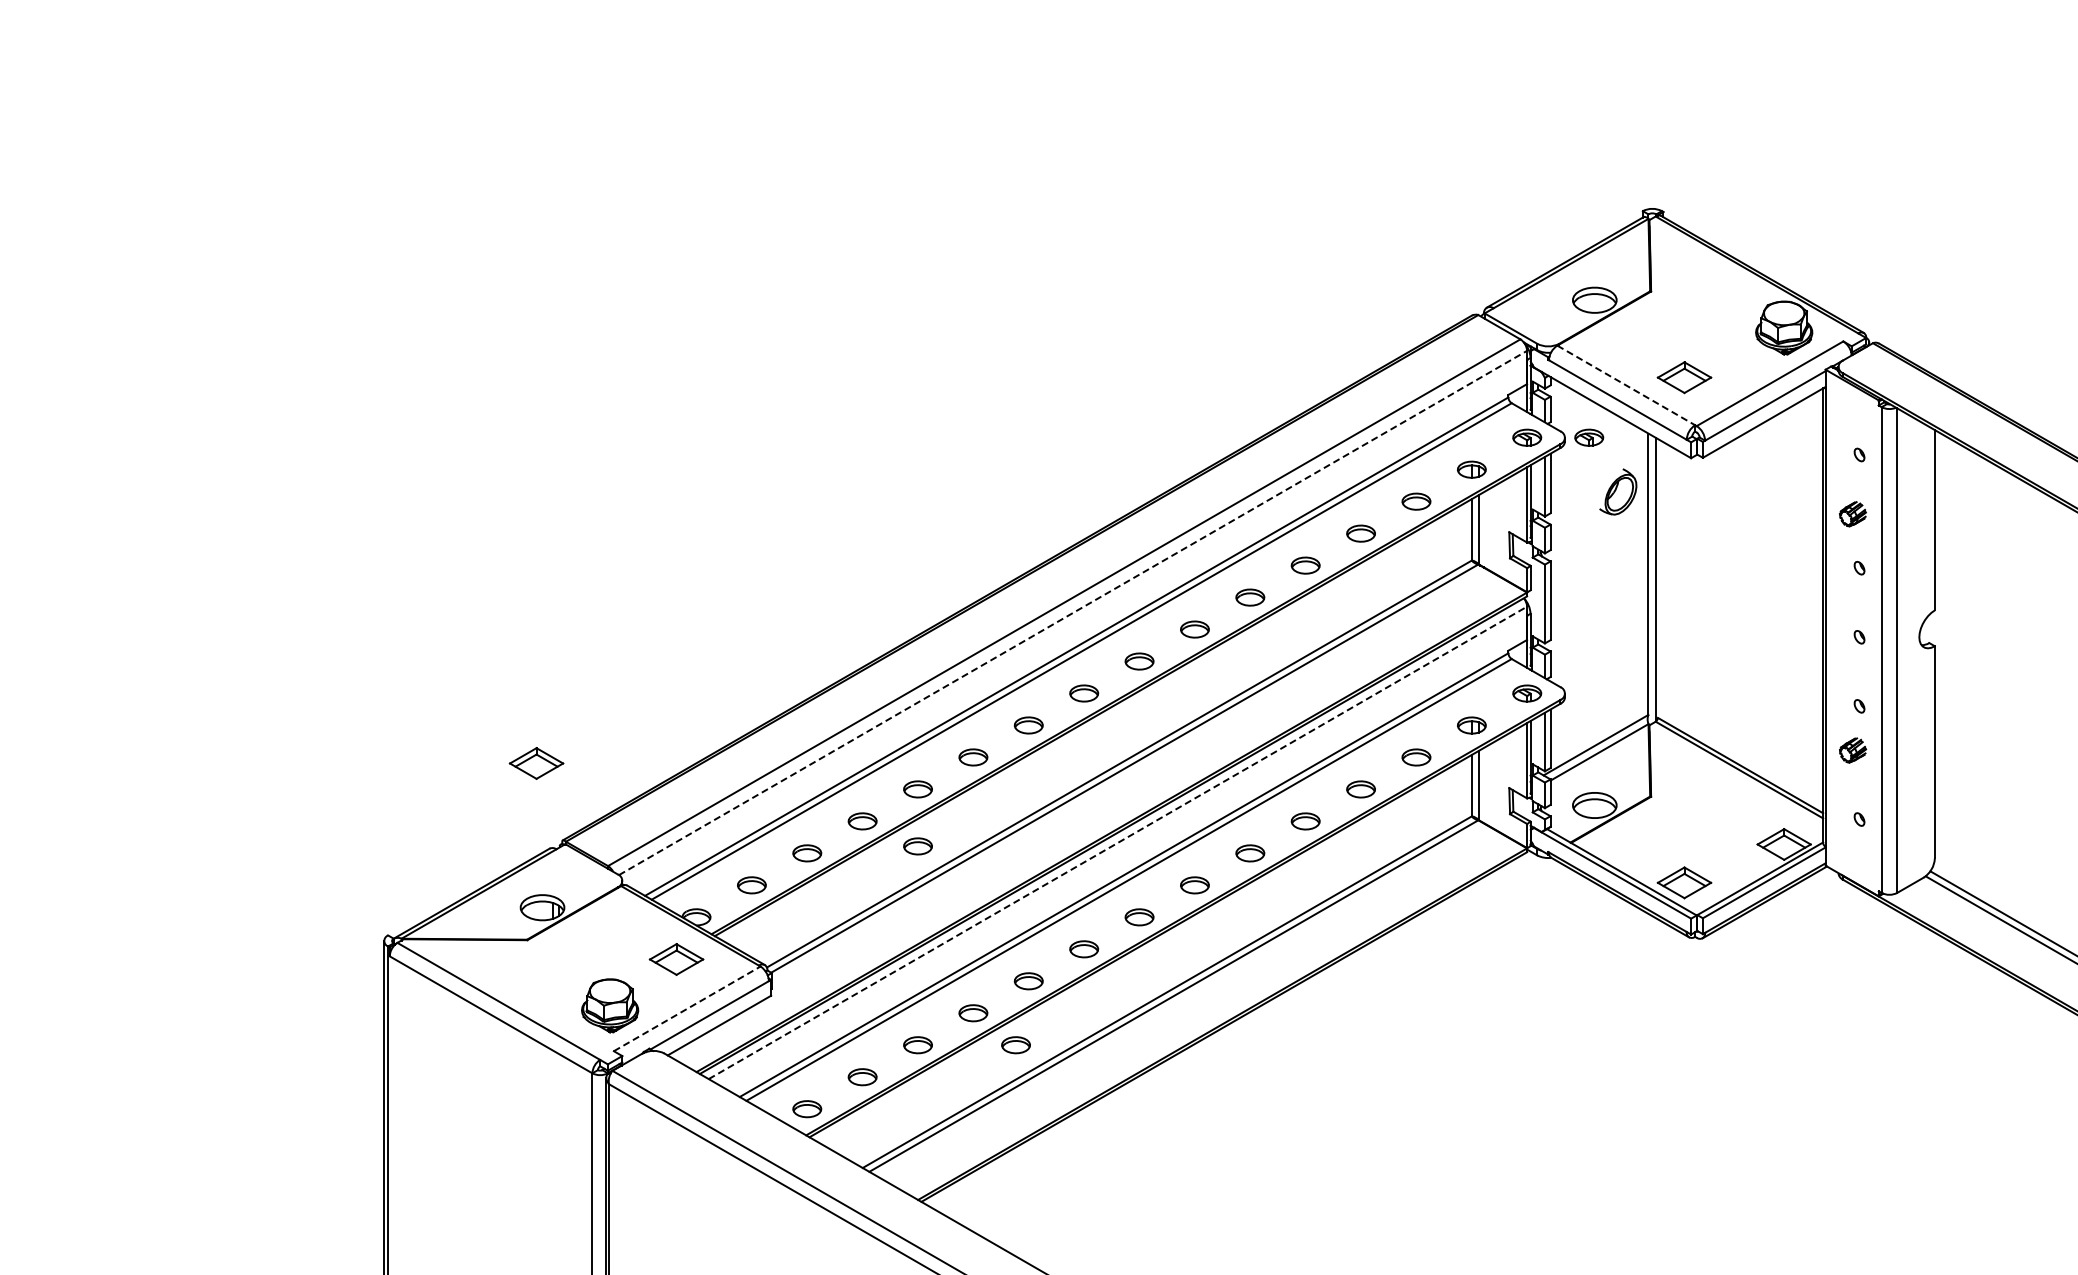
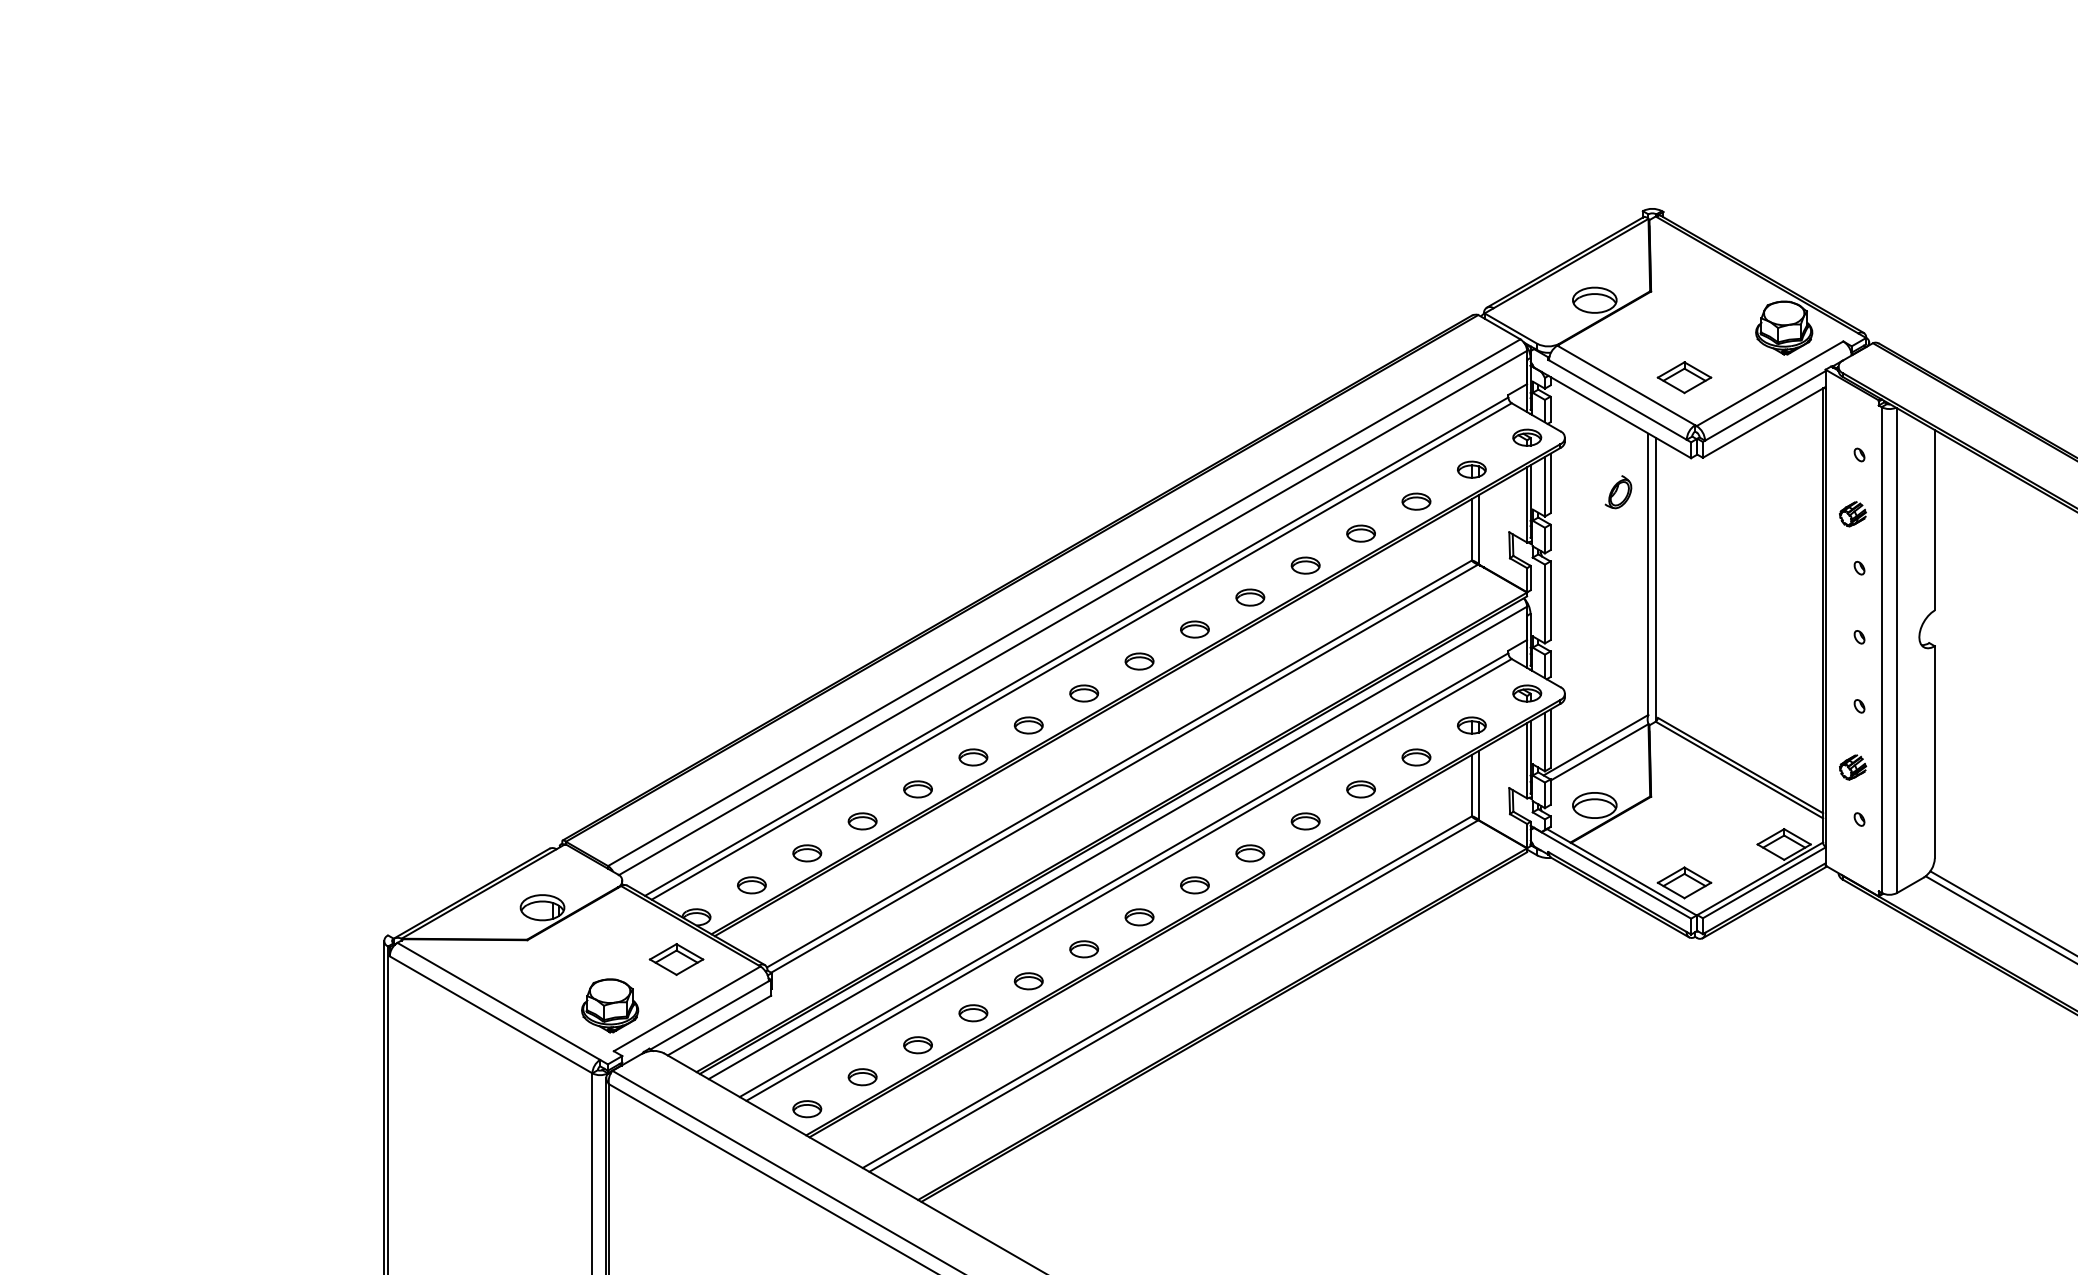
line: dashed -> solid (1626, 385)
part: present -> none (1589, 437)
part size: 39x48 px -> 29x35 px (1618, 492)
line: dashed -> solid (1073, 612)
part position: (1853, 750) -> (1853, 767) (1853, 767)
part: present -> none (536, 763)
line: dashed -> solid (1118, 842)
part: present -> none (917, 846)
line: dashed -> solid (687, 1008)
part: present -> none (1015, 1045)
